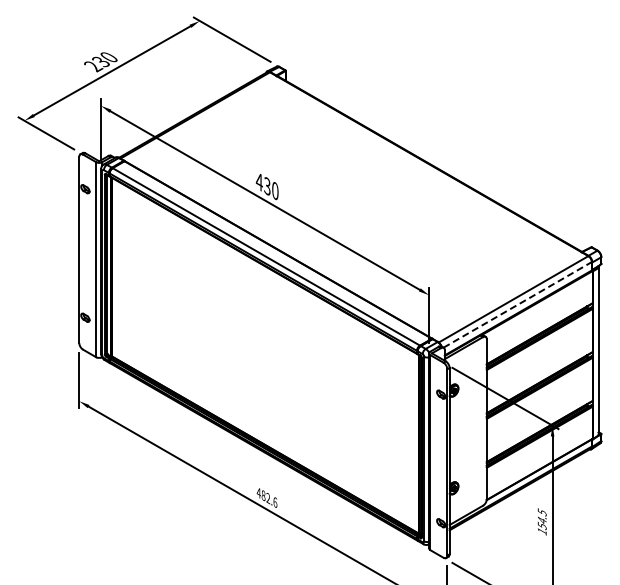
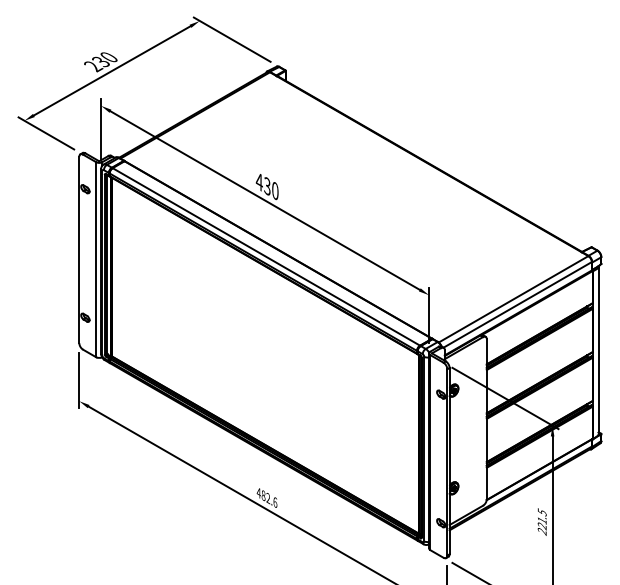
line: dashed -> solid (517, 304)
text: 154.5 -> 221.5 (541, 525)
